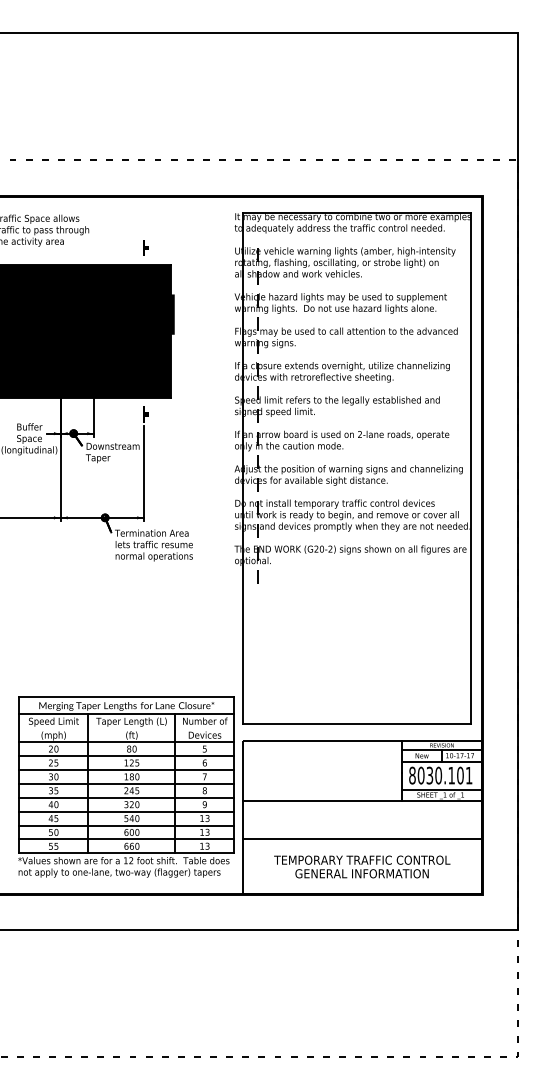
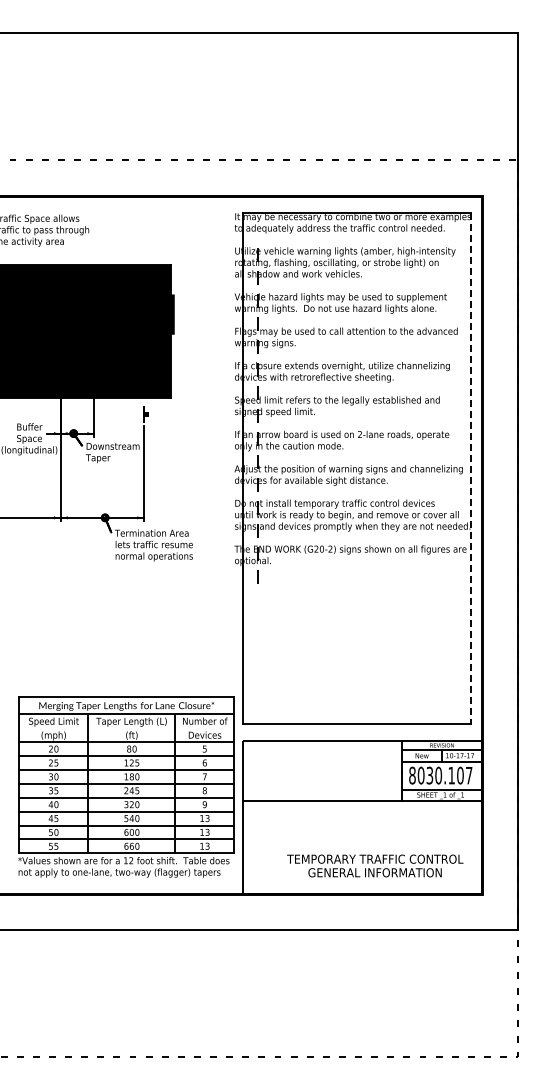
part: present -> none (145, 247)
line: solid -> dashed (471, 469)
text: 8030.101 -> 8030.107 (469, 775)
line: present -> none (361, 839)
text position: (362, 866) -> (375, 865) (375, 865)
